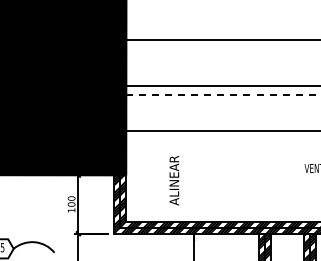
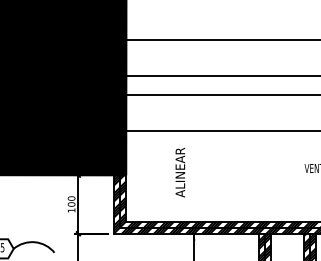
line position: (221, 86) -> (221, 76) (221, 76)
line: dashed -> solid (223, 94)
text position: (174, 180) -> (180, 172) (180, 172)
